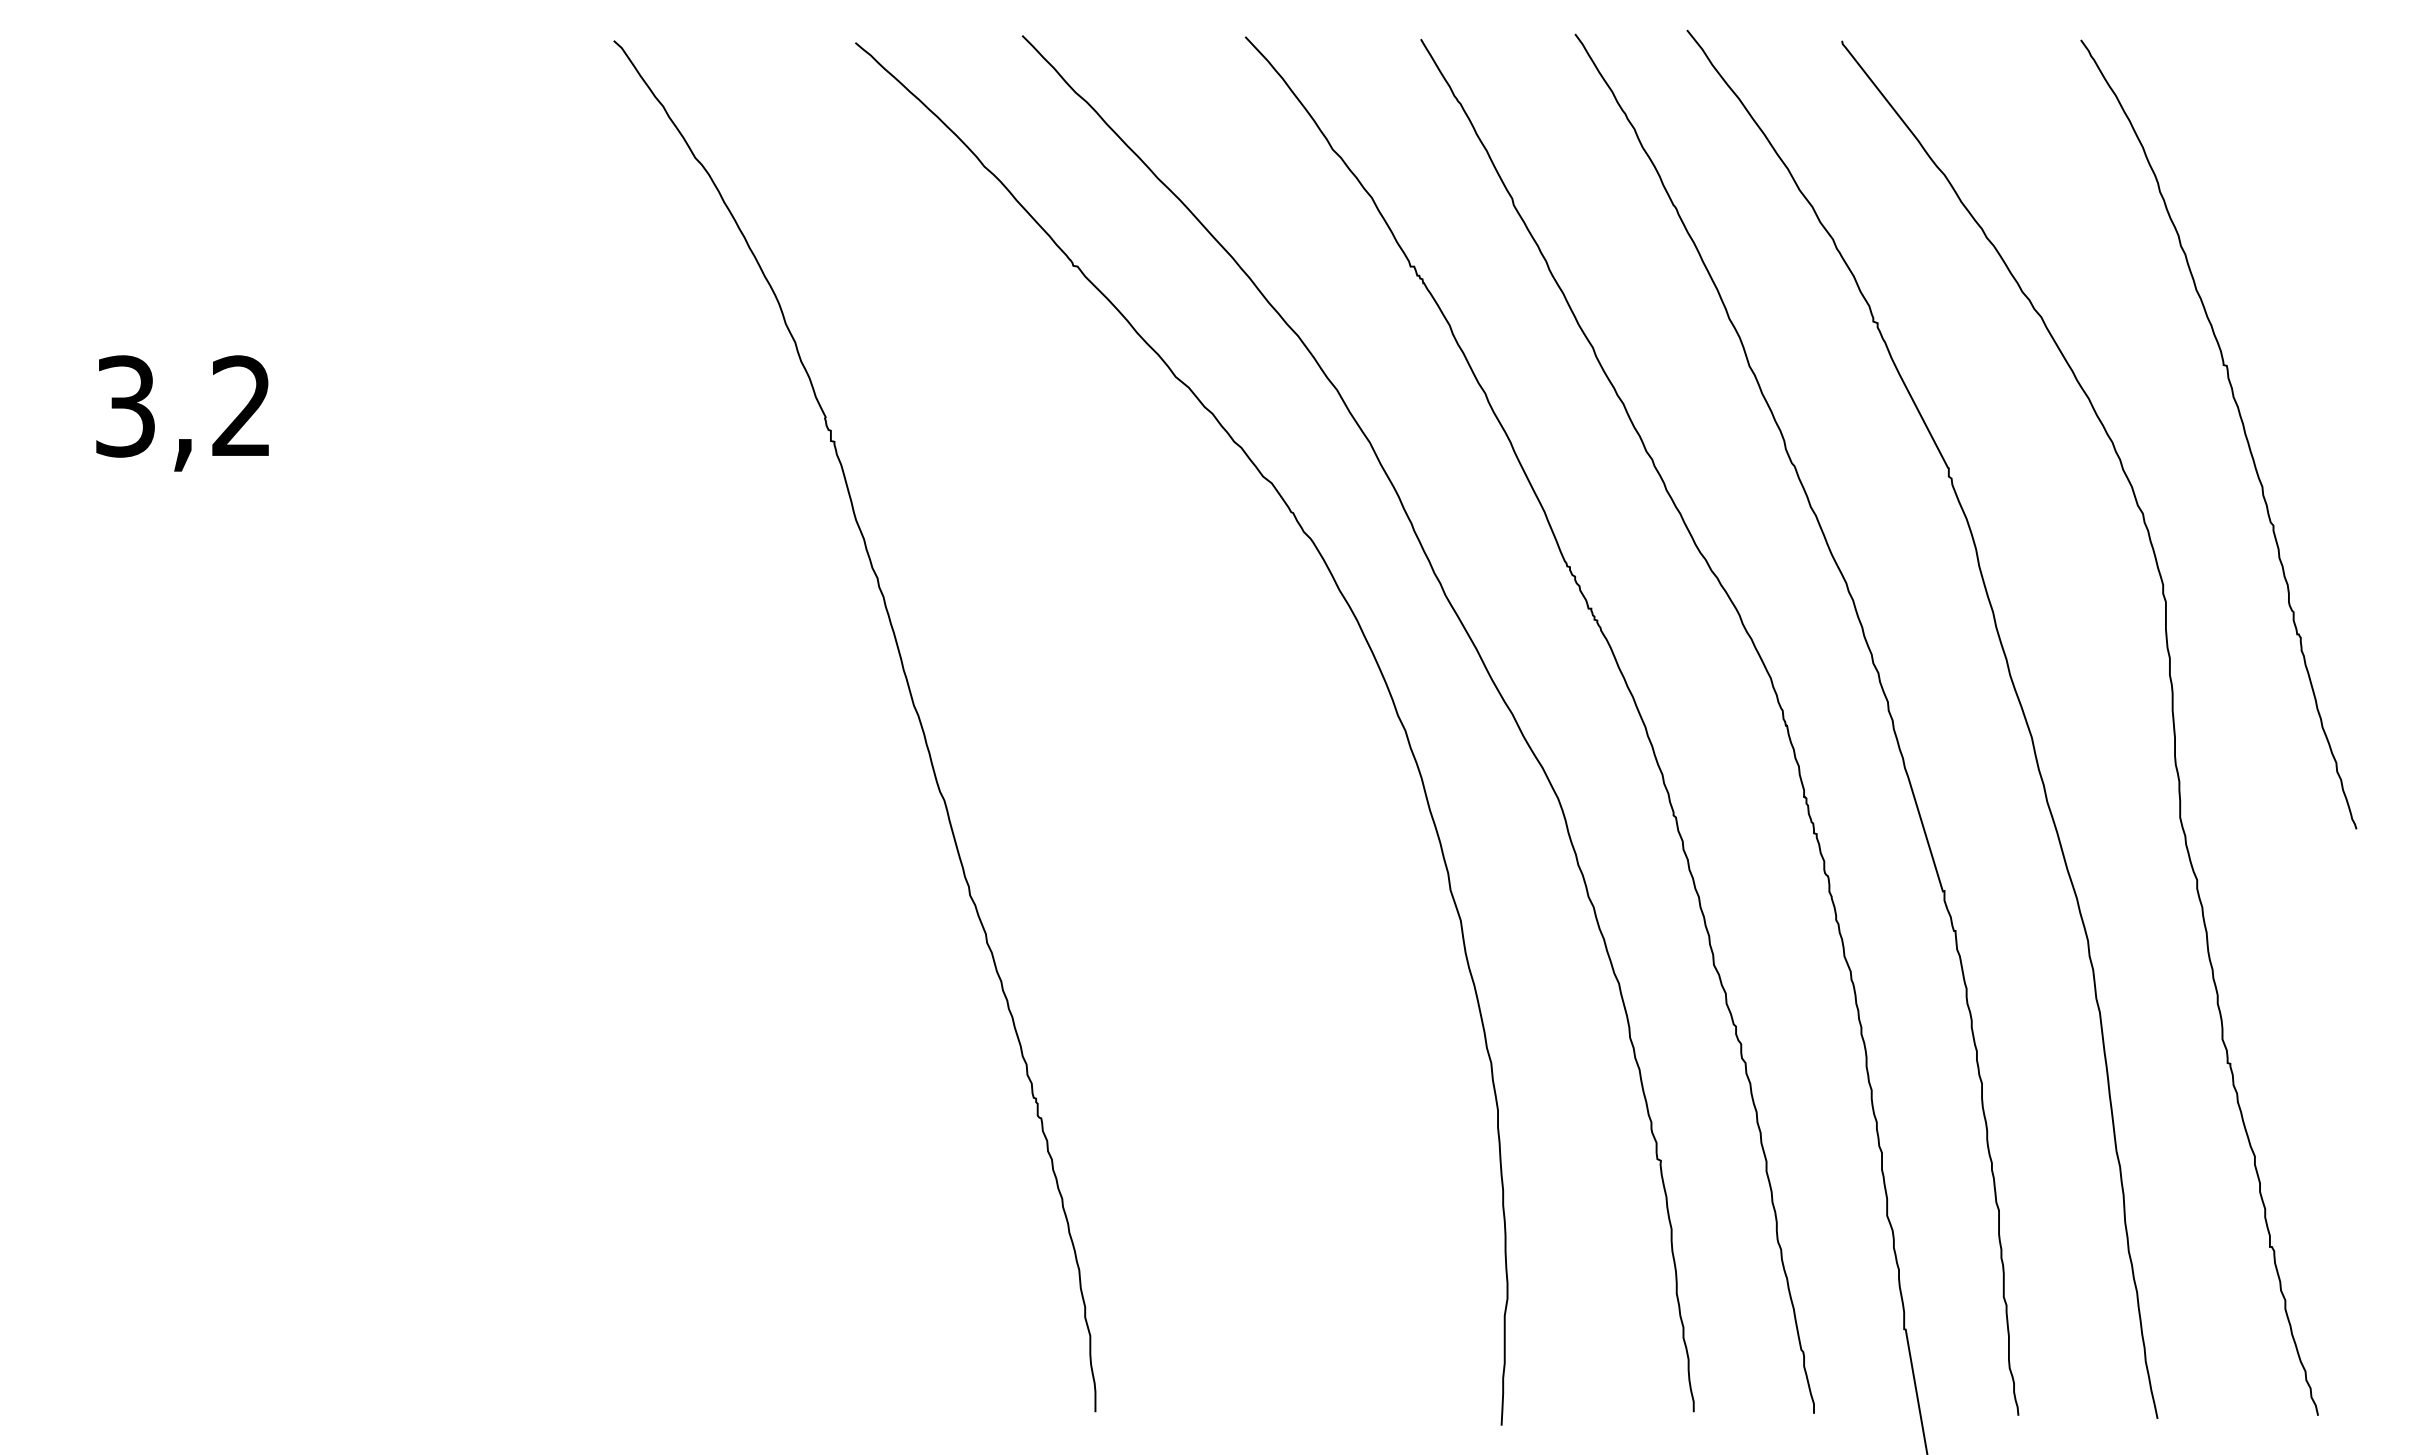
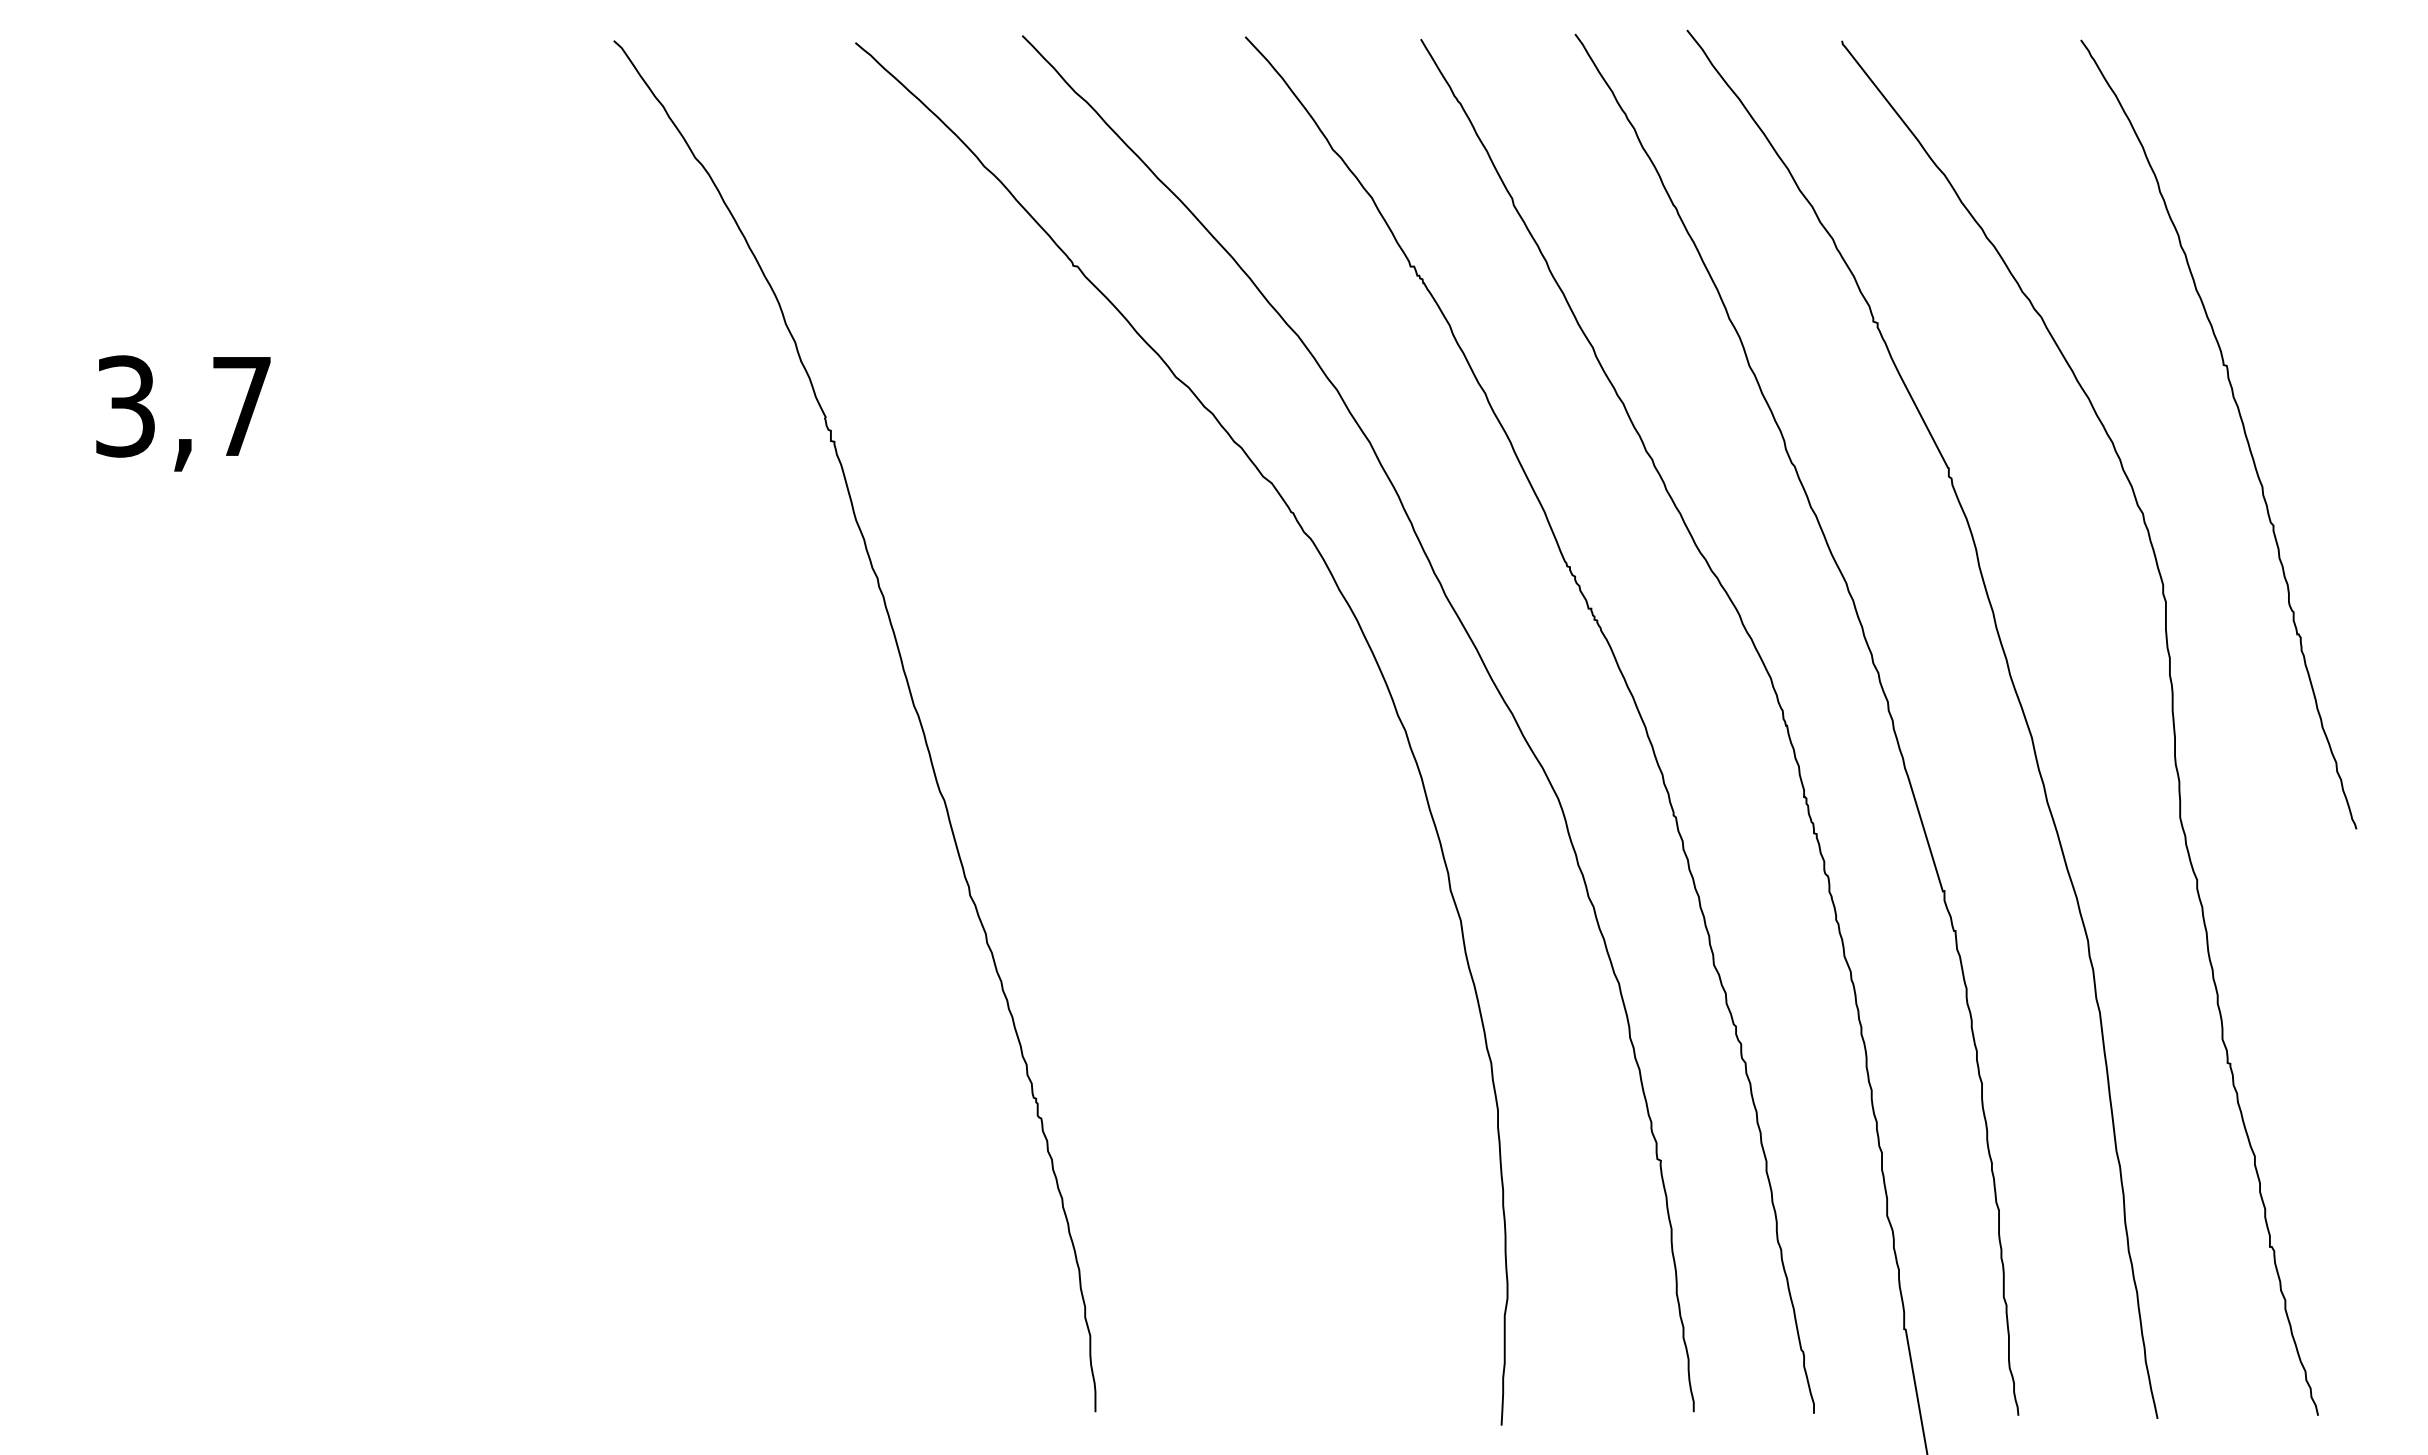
text: 3,2 -> 3,7 (241, 405)
